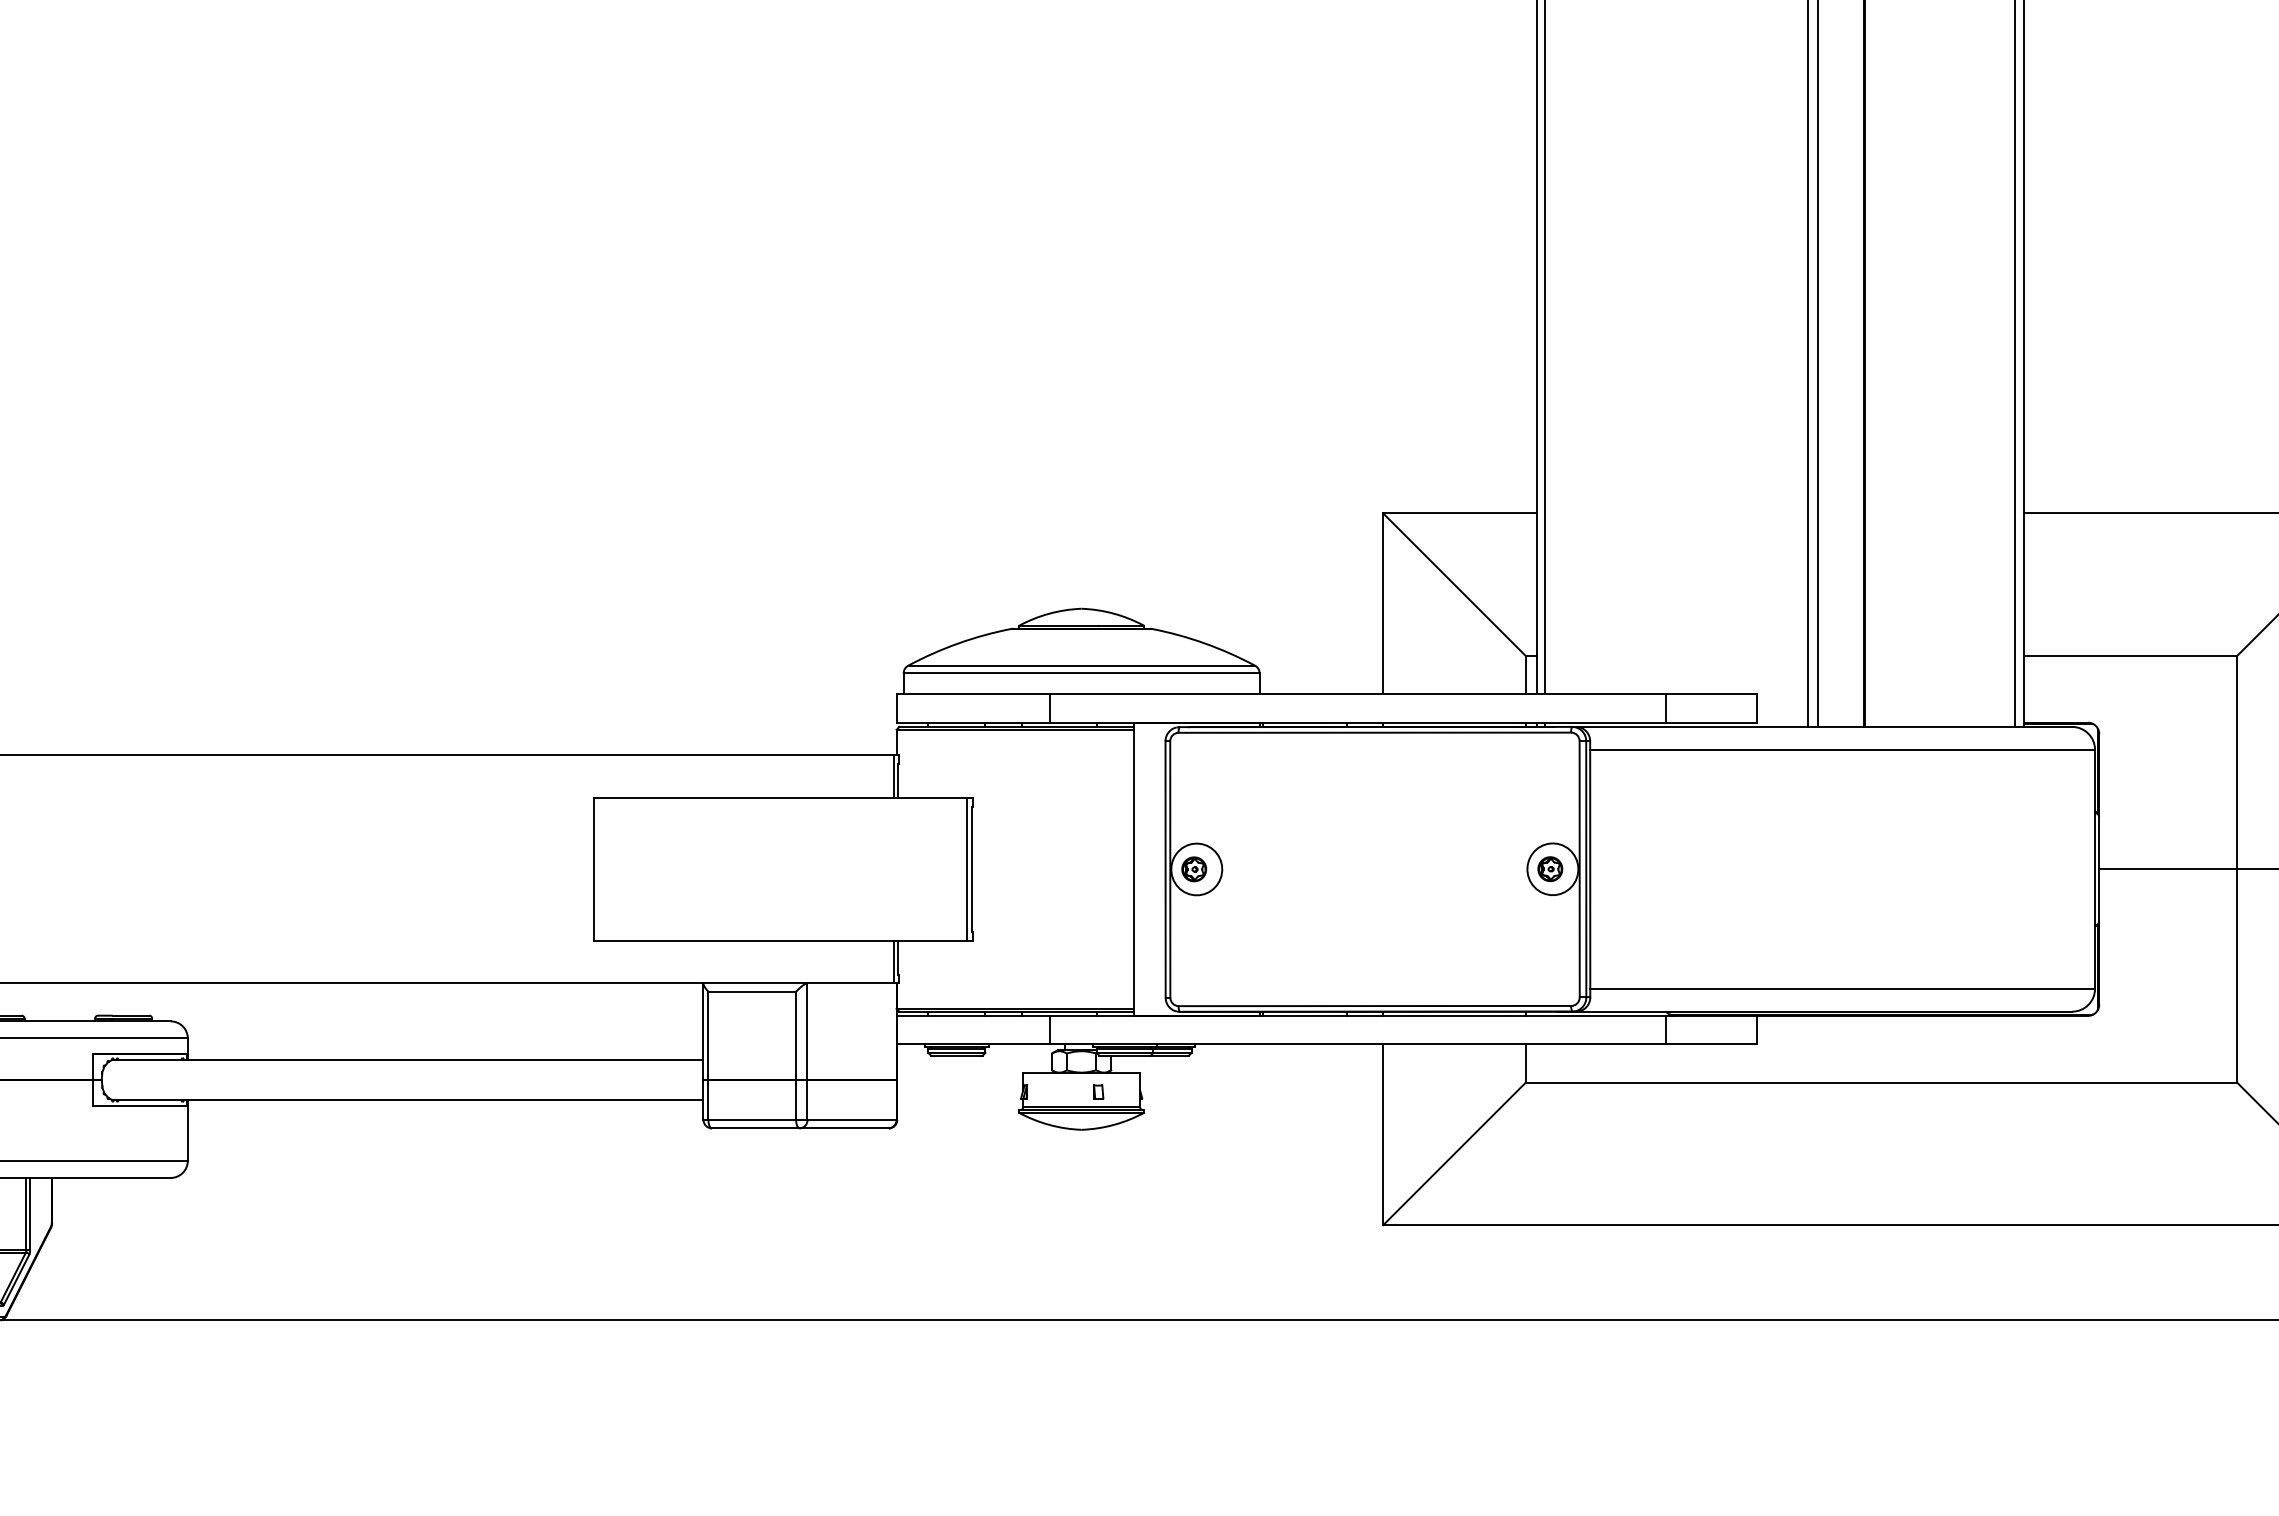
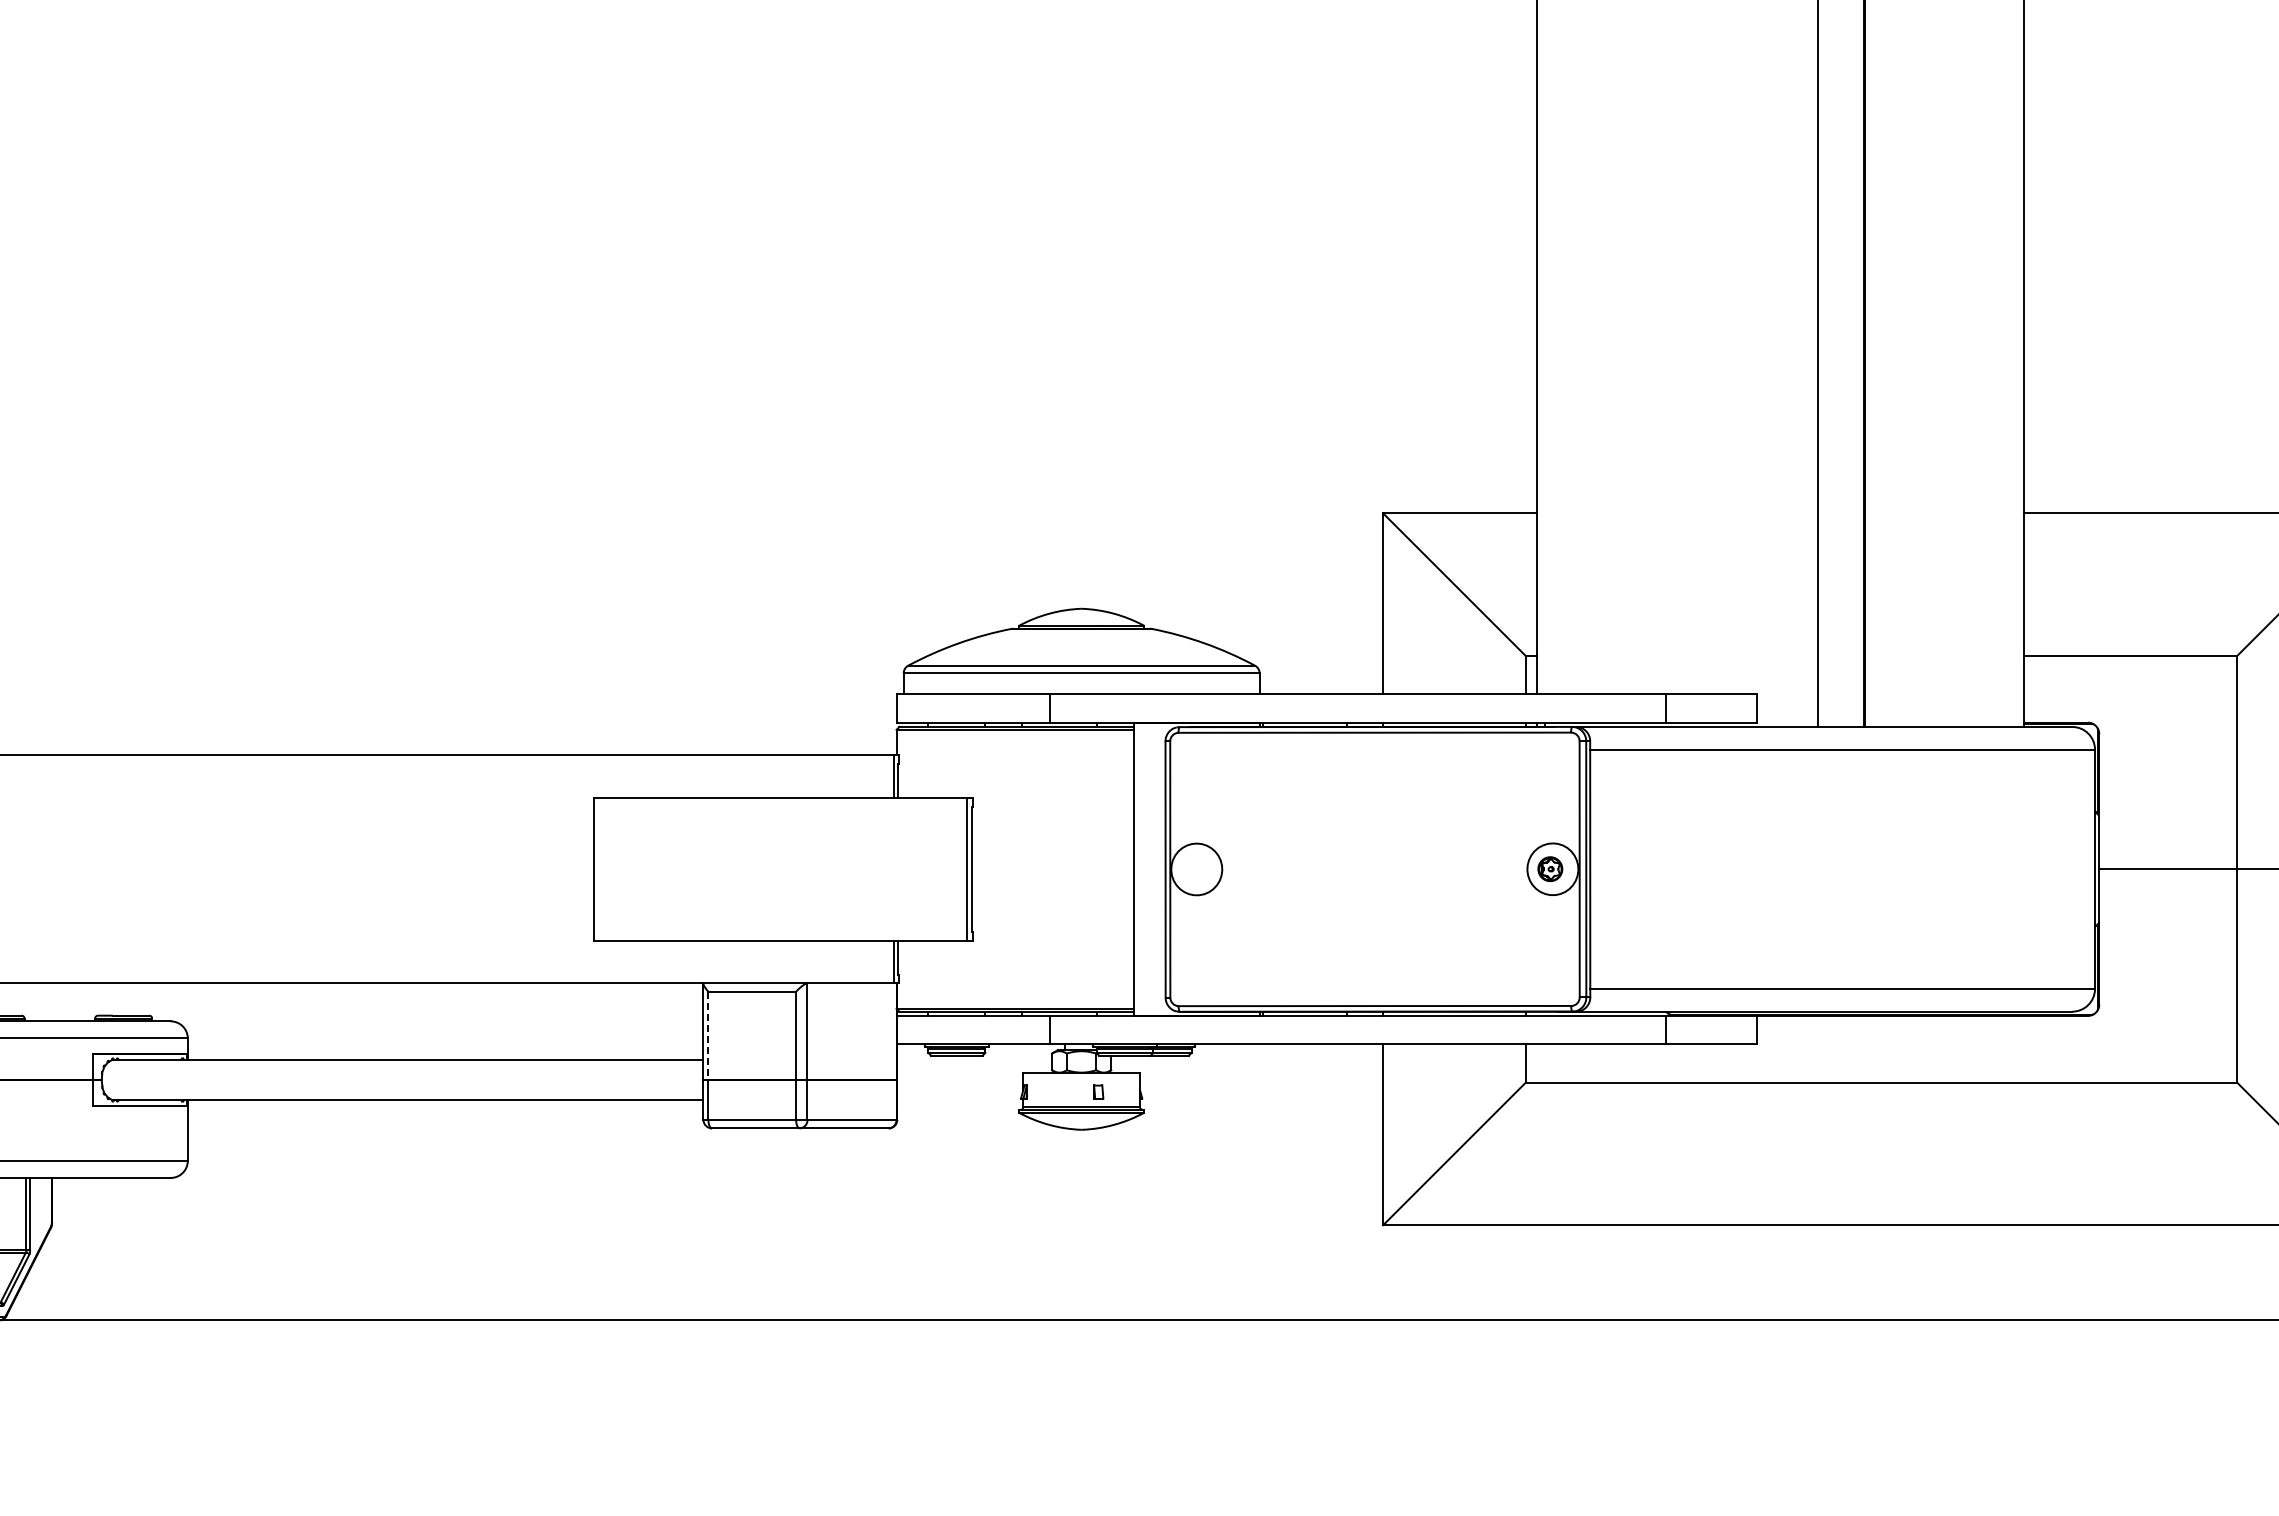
line: present -> none (1544, 348)
line: present -> none (1808, 364)
line: present -> none (2015, 364)
part: present -> none (1194, 869)
line: solid -> dashed (708, 1036)
